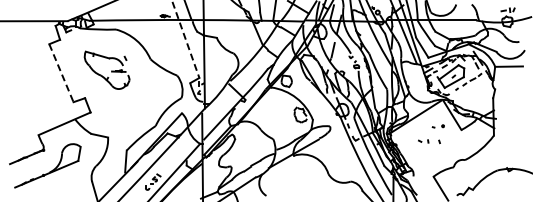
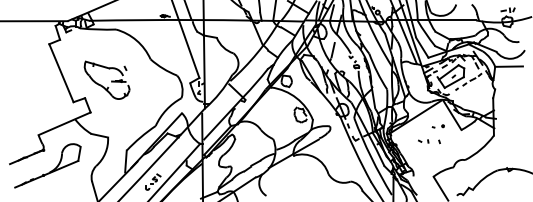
line: dashed -> solid (185, 39)
part position: (106, 69) -> (106, 79) (106, 79)
line: dashed -> solid (61, 73)
